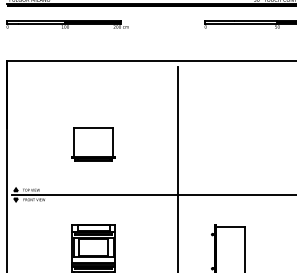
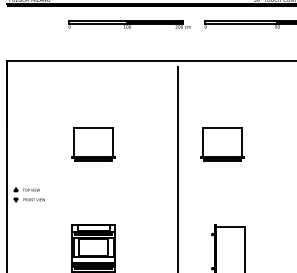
part position: (67, 24) -> (129, 24) (129, 24)
part: none -> present (222, 144)
line: present -> none (152, 194)
